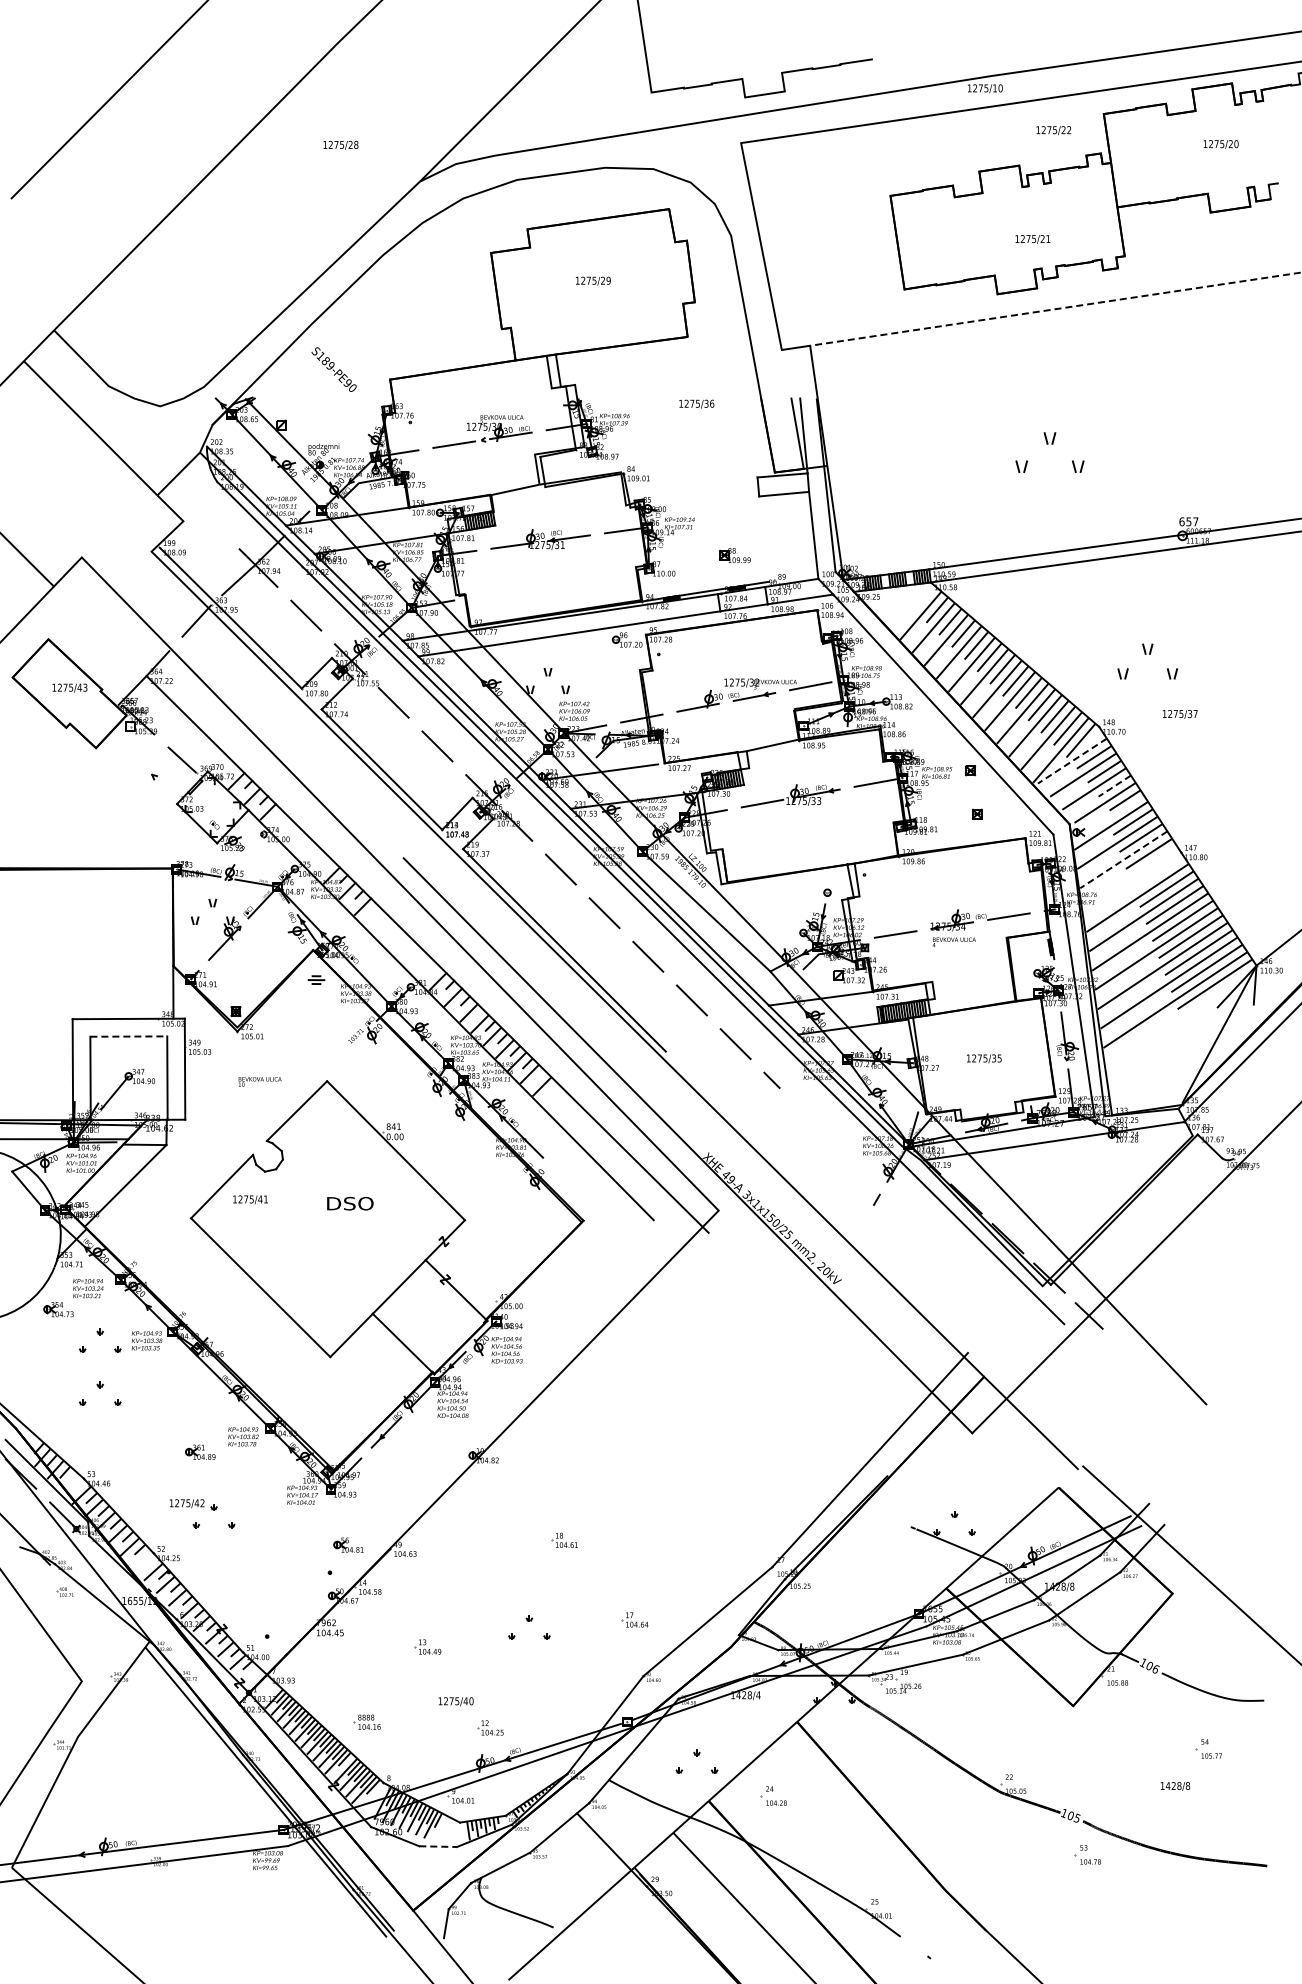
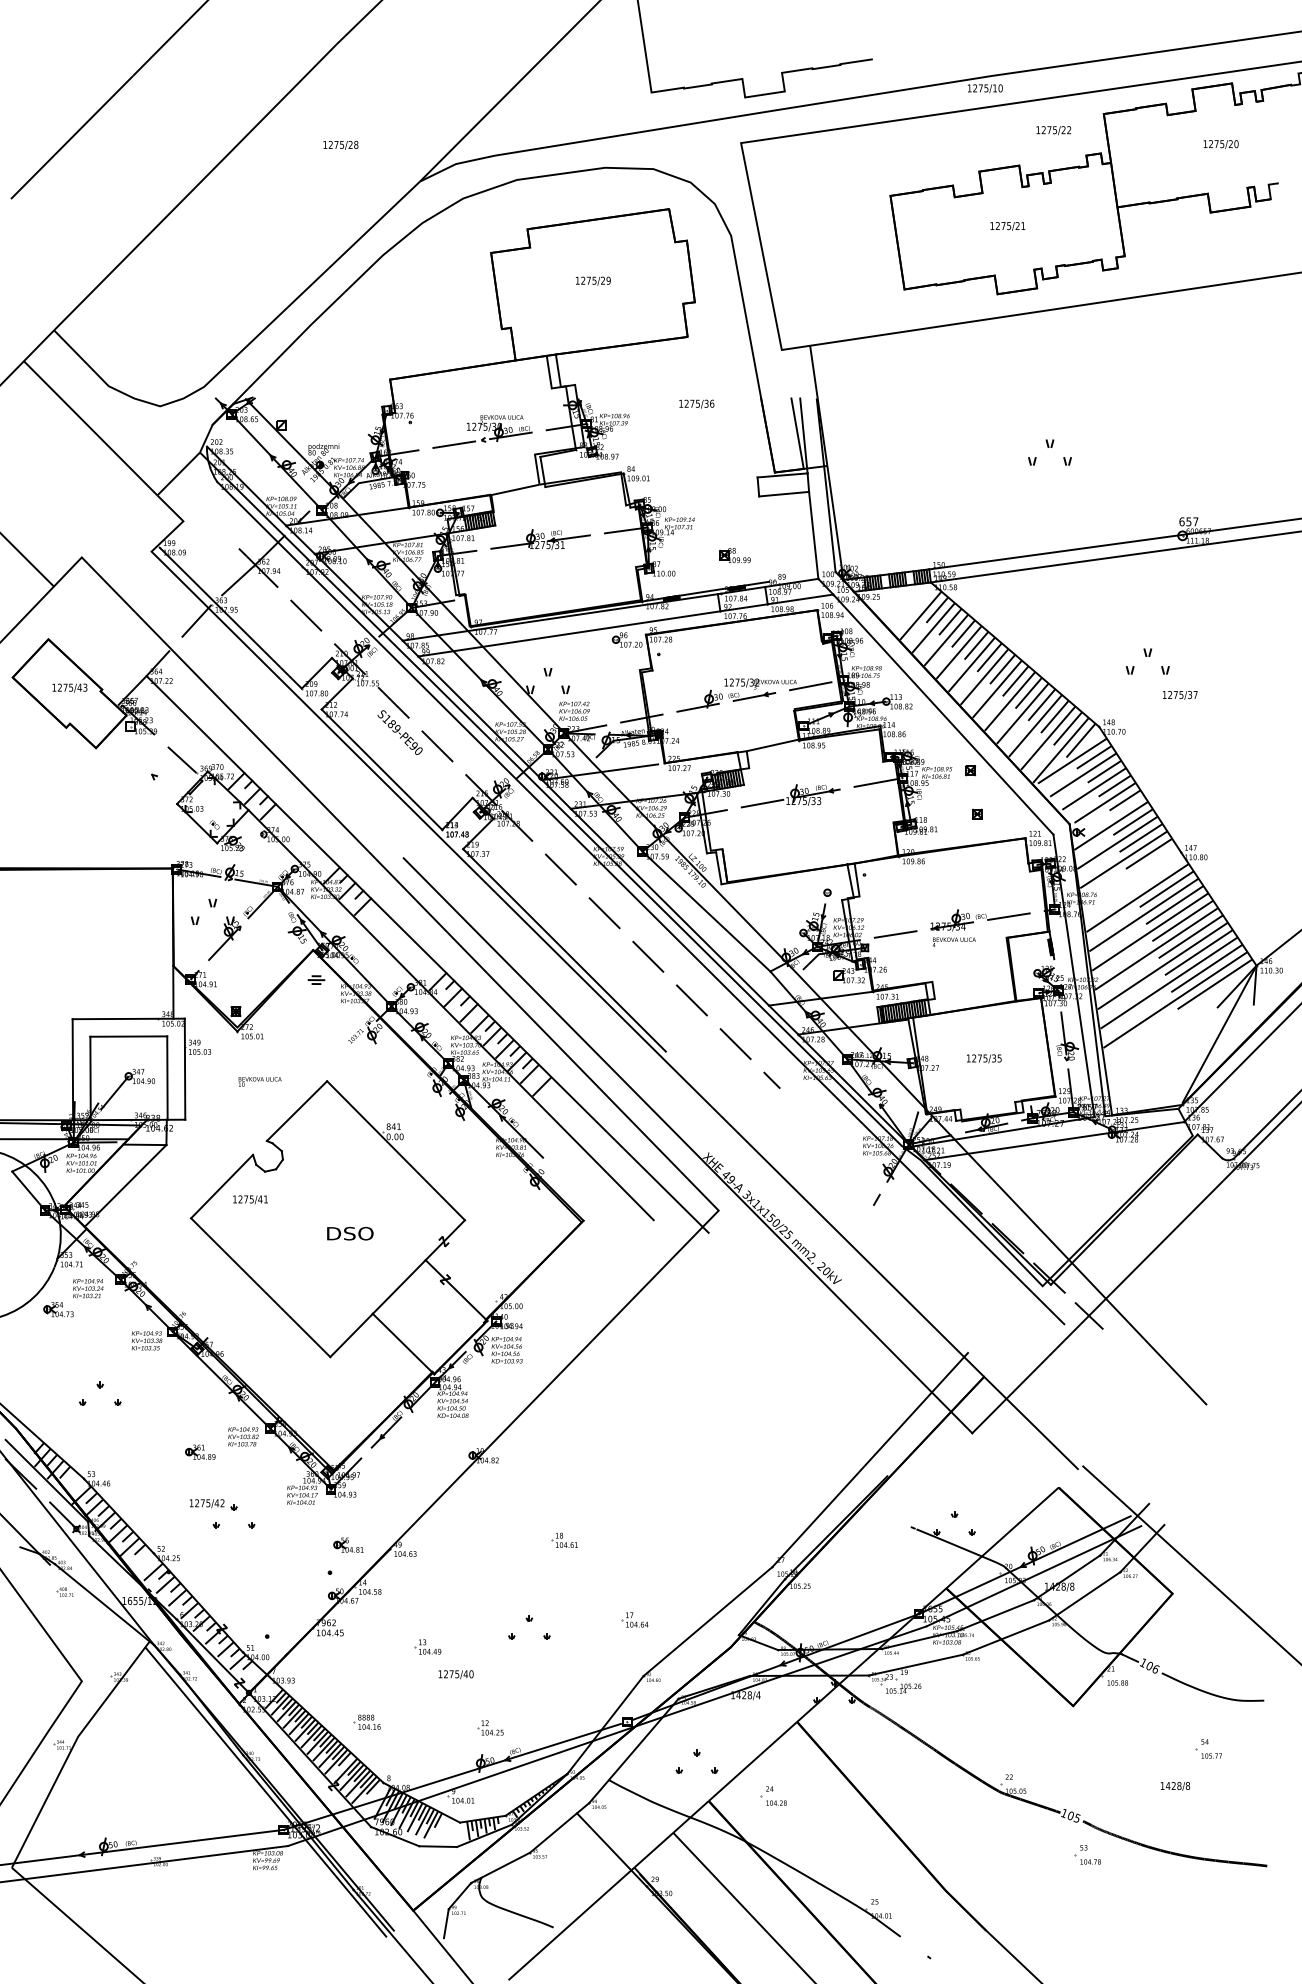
text position: (1032, 239) -> (1007, 226) (1007, 226)
line: dashed -> solid (1056, 309)
text position: (333, 369) -> (399, 732) (399, 732)
part size: 70x41 px -> 44x27 px (1049, 452)
part size: 61x37 px -> 44x27 px (1147, 661)
text position: (1180, 714) -> (1180, 695) (1180, 695)
line: dashed -> solid (1072, 761)
line: dashed -> solid (1114, 786)
line: dashed -> solid (1123, 860)
line: dashed -> solid (129, 1036)
line: none -> present (1265, 1125)
text position: (350, 1203) -> (350, 1233) (350, 1233)
part: present -> none (100, 1340)
part position: (202, 1513) -> (222, 1513) (222, 1513)
text position: (455, 1701) -> (455, 1674) (455, 1674)
line: dashed -> solid (438, 1846)
